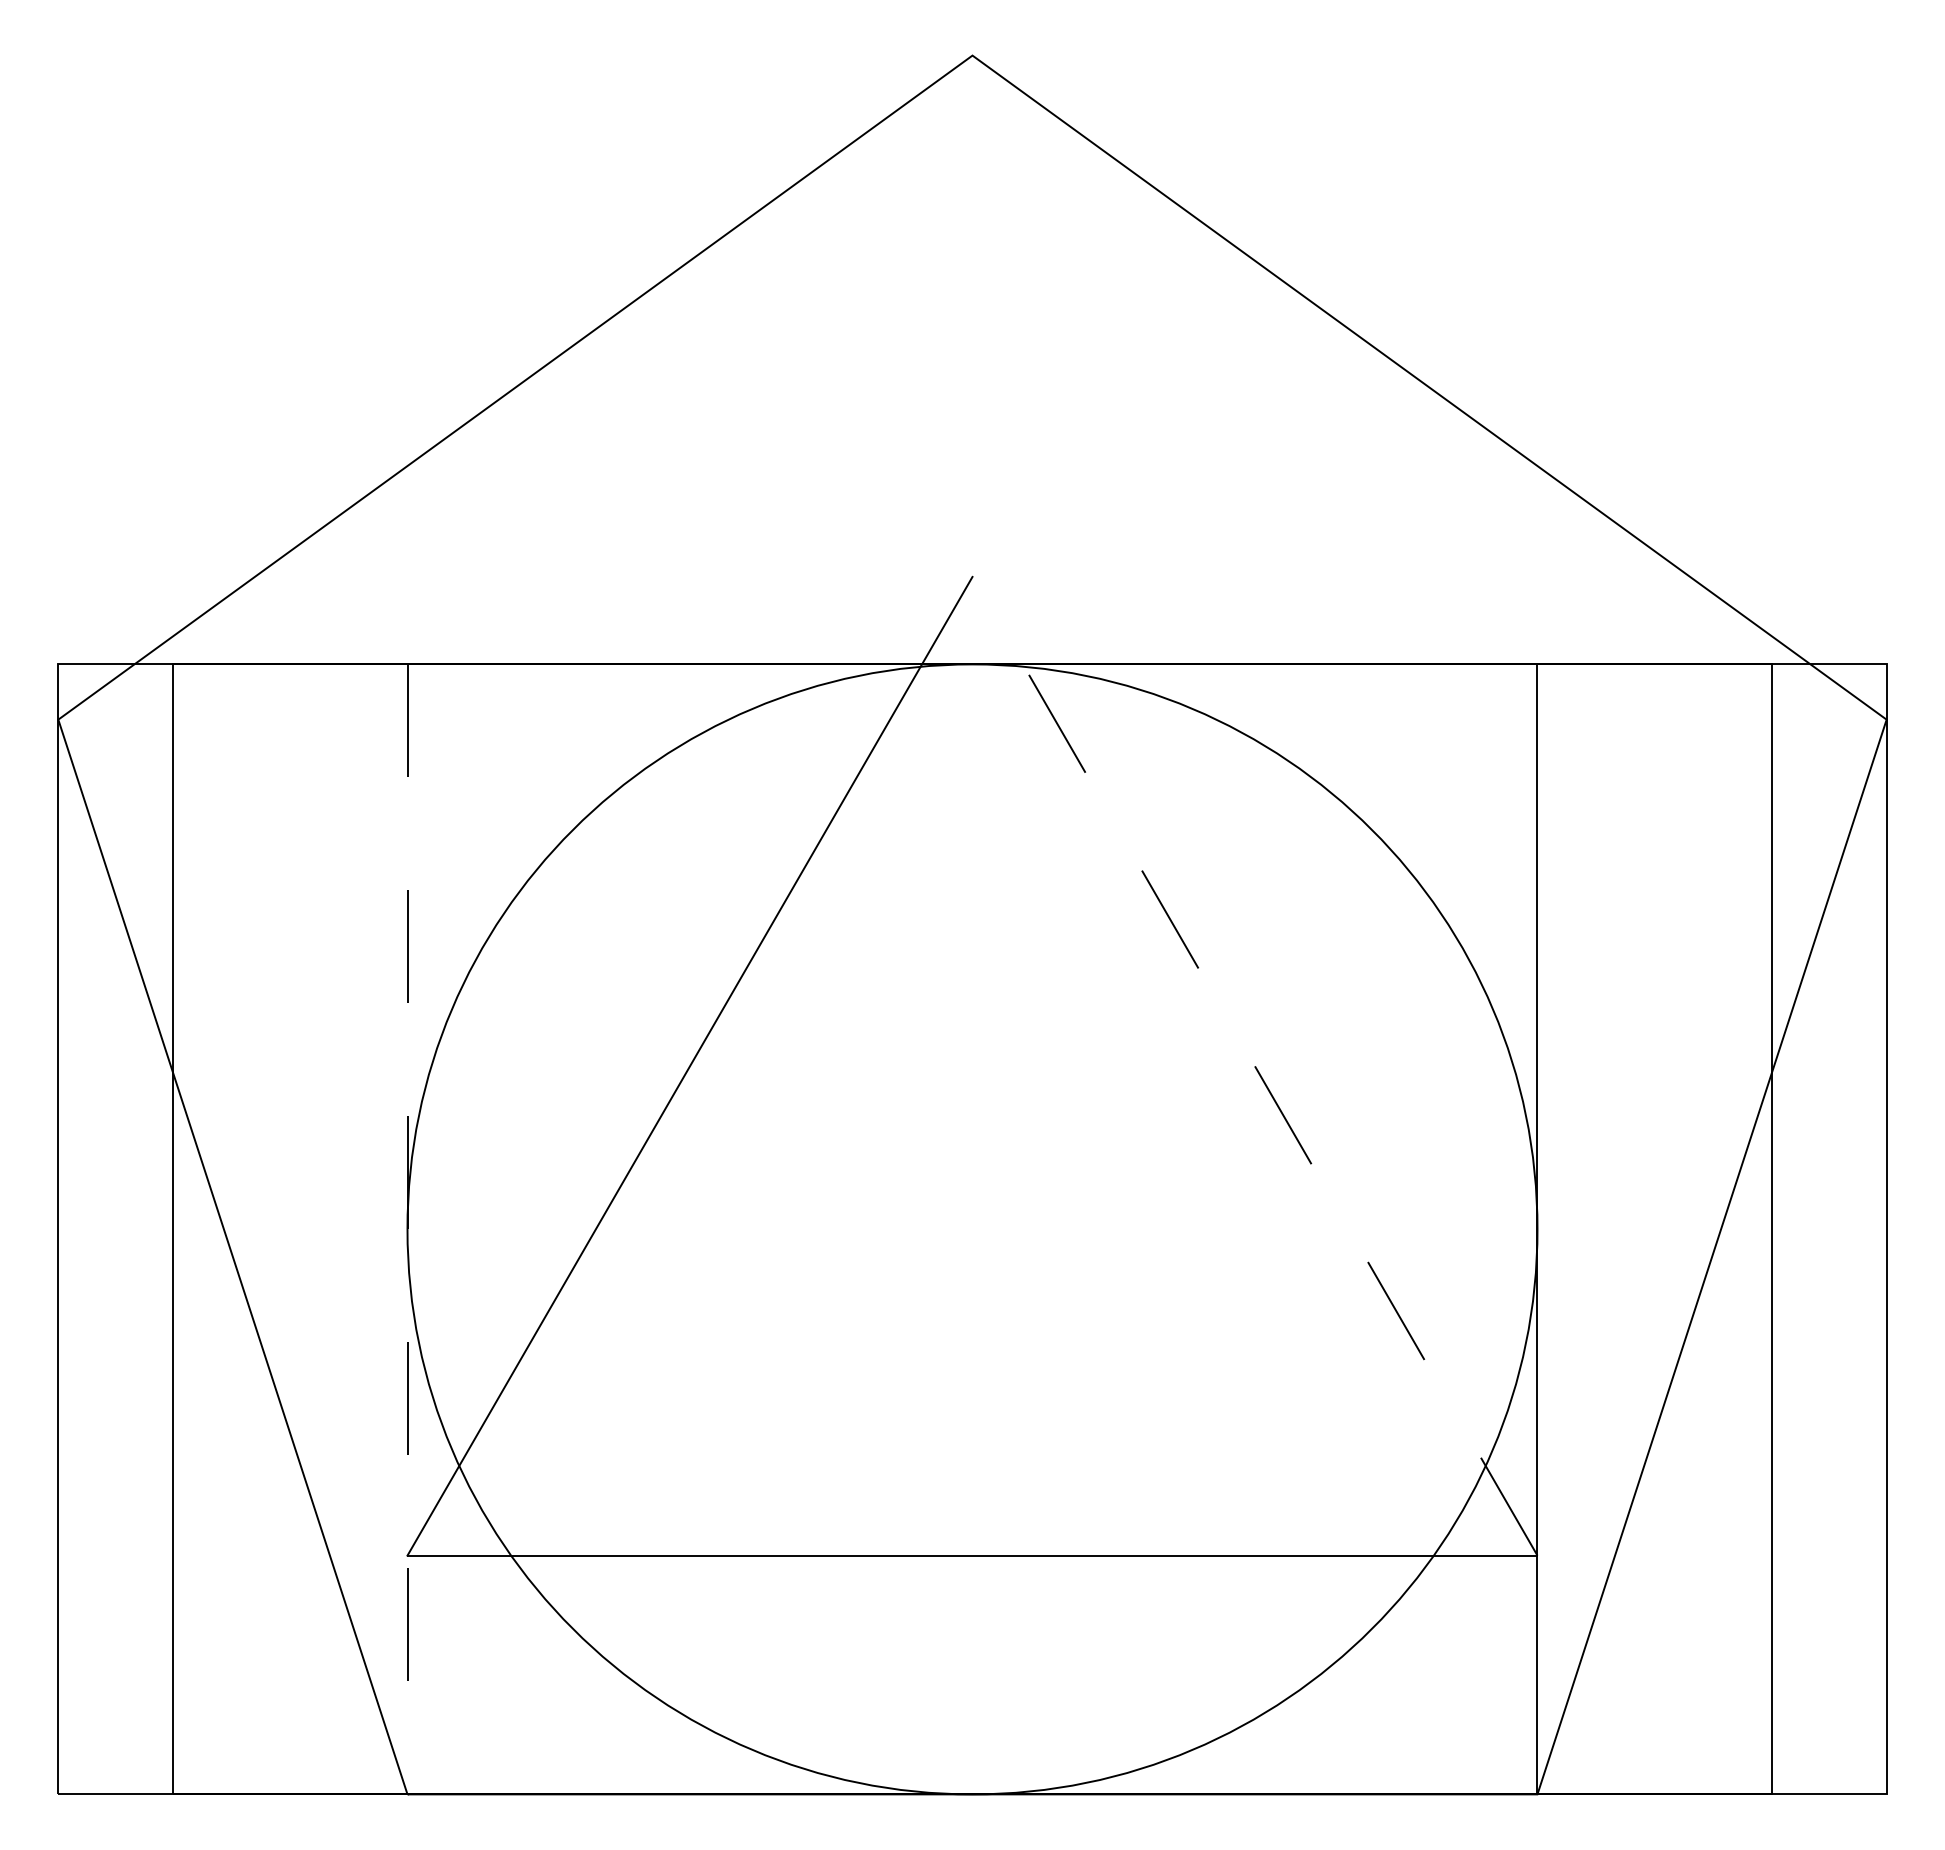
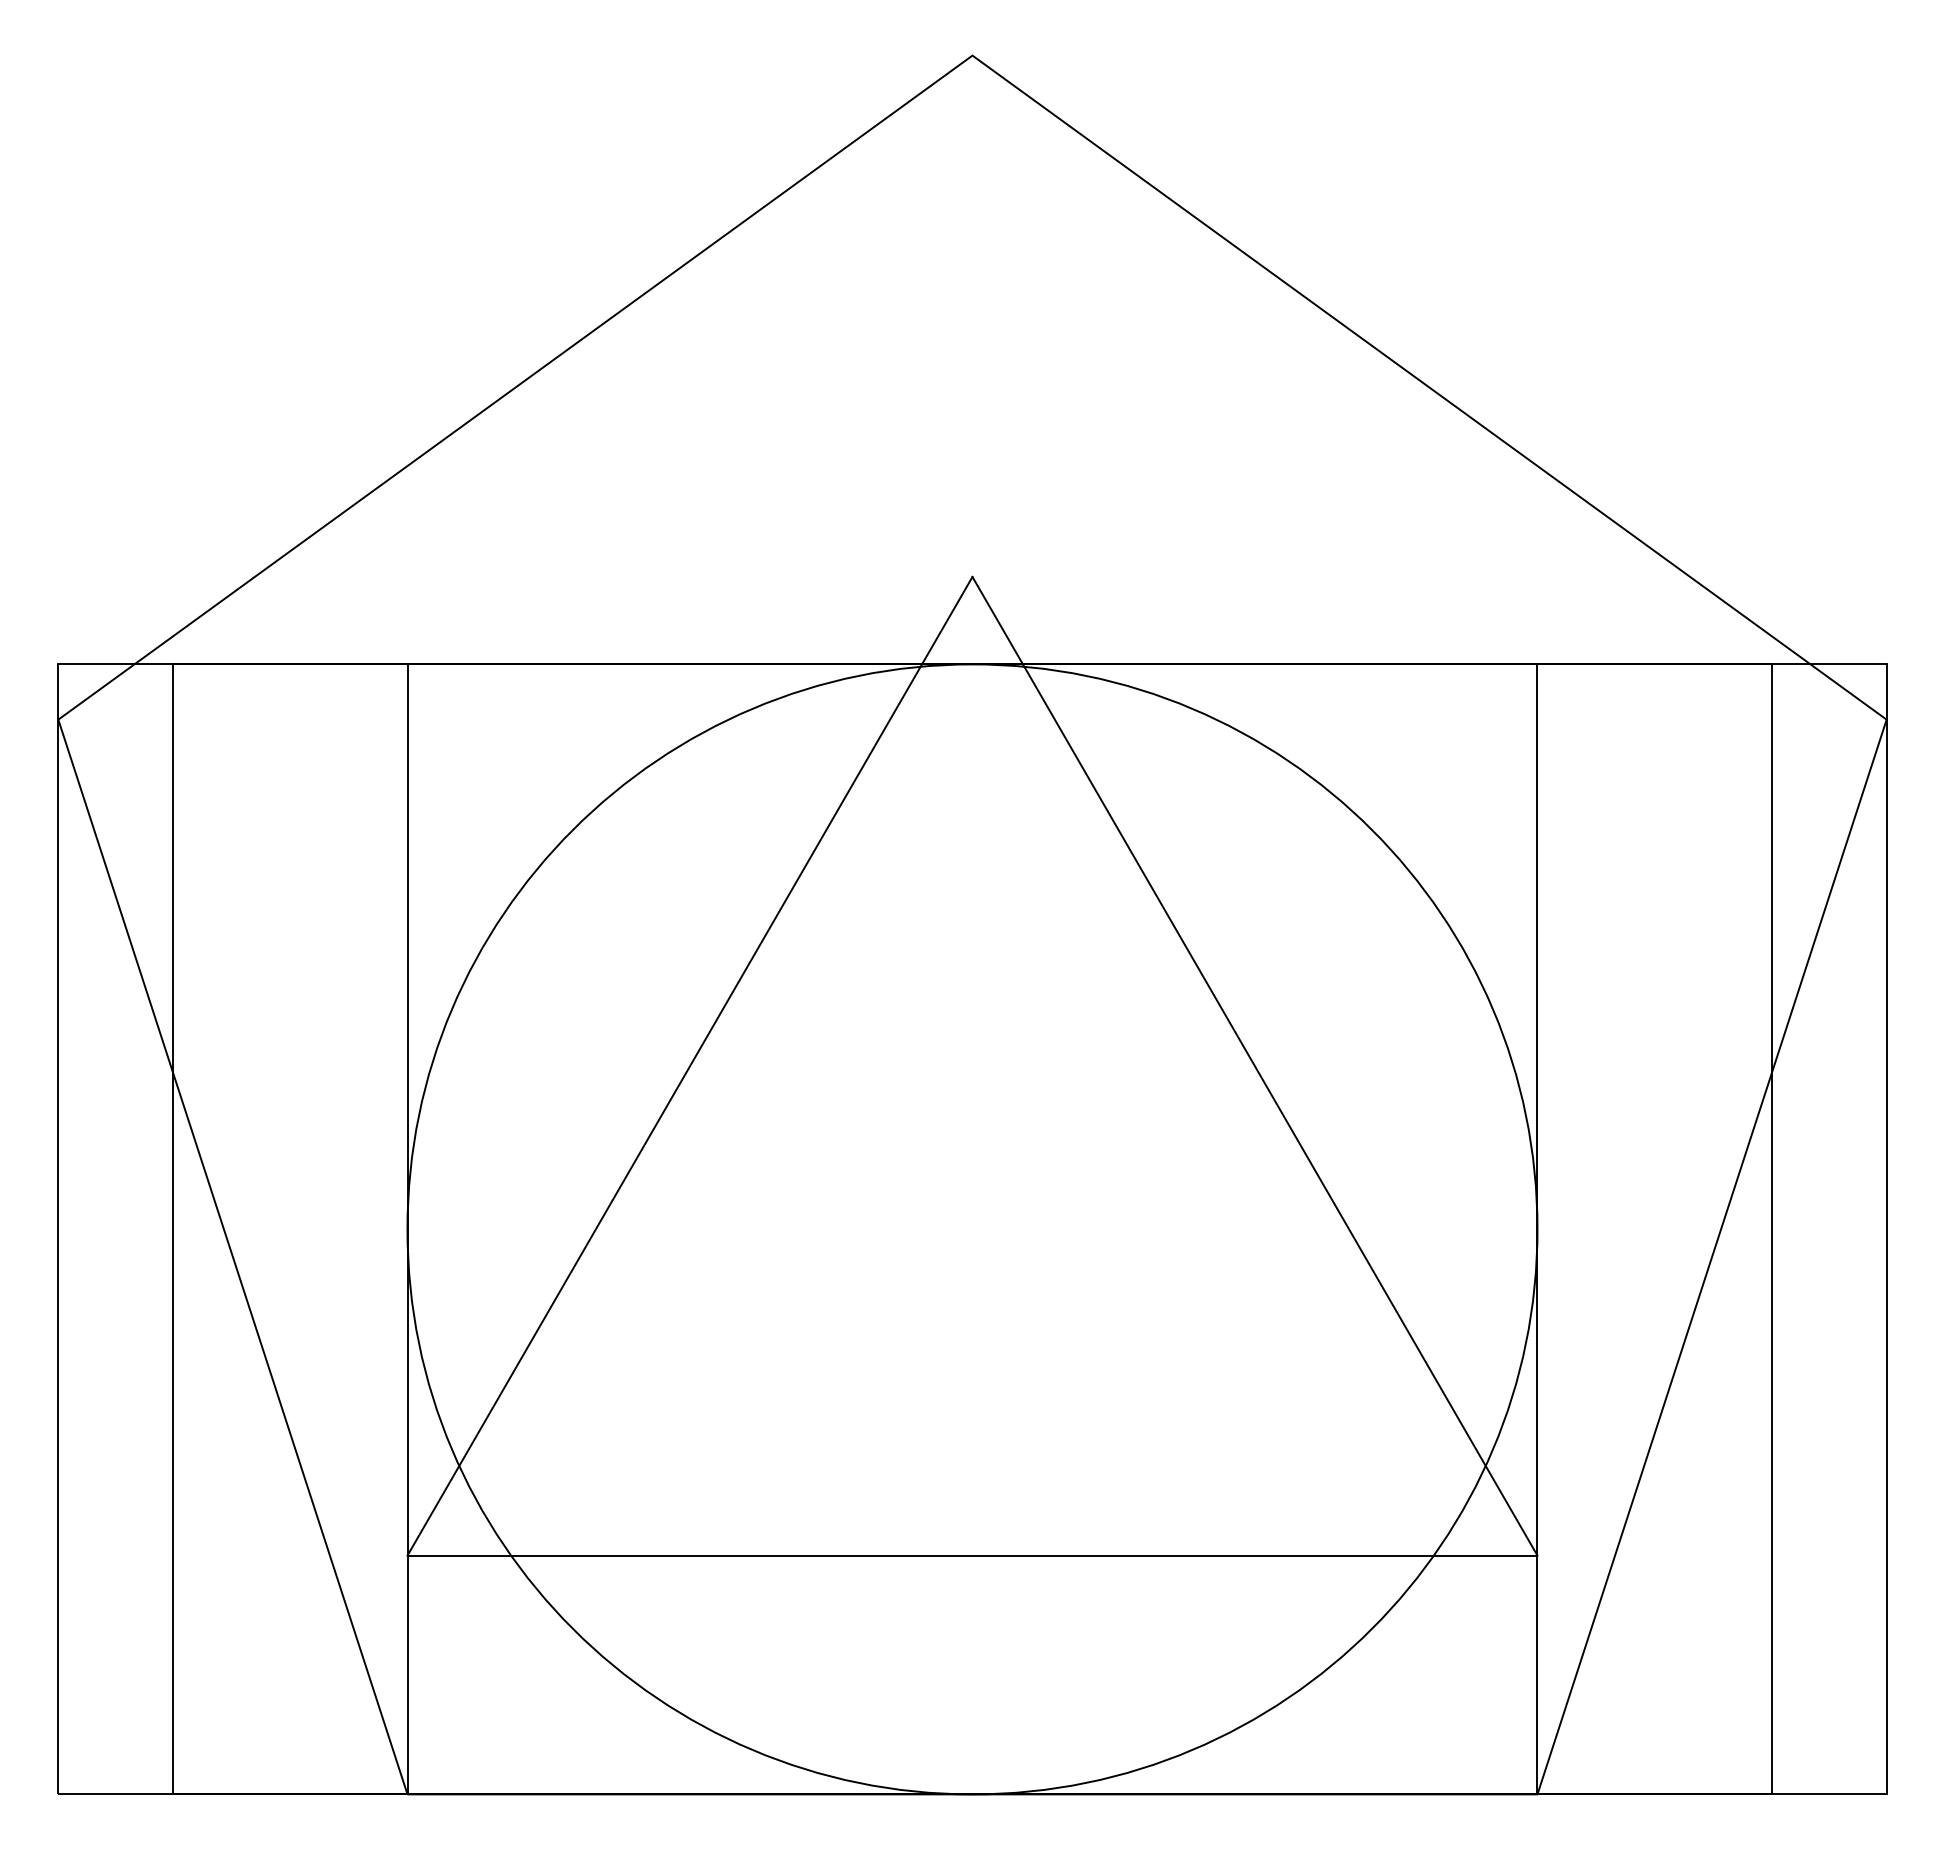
line: dashed -> solid (1254, 1065)
line: dashed -> solid (407, 1229)
